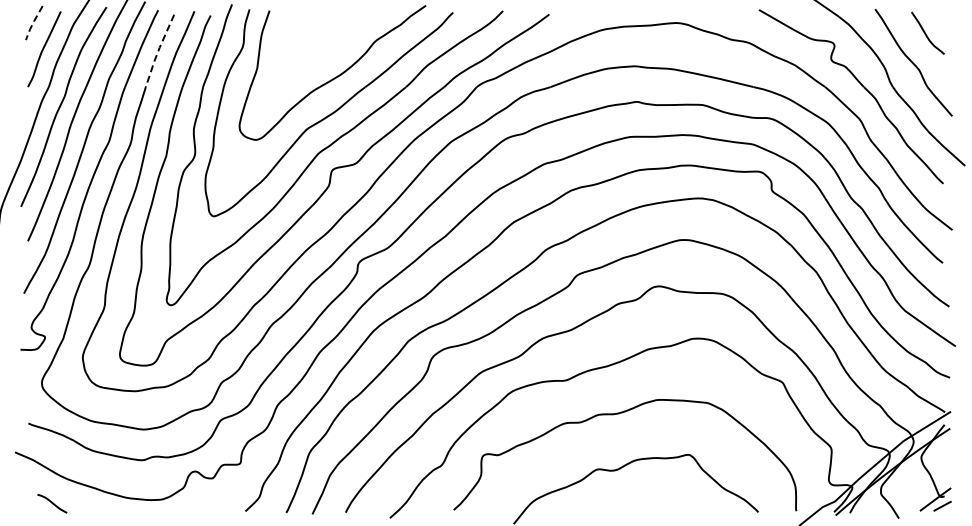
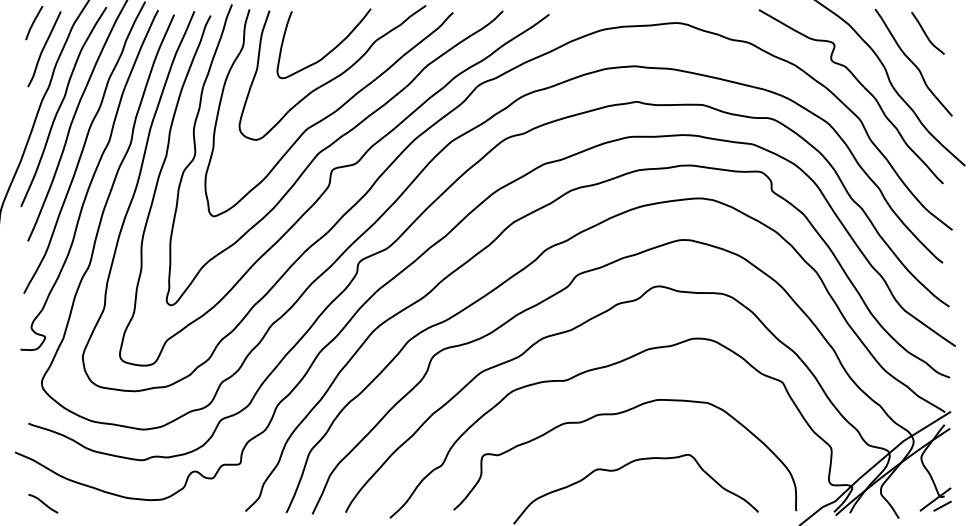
line: dashed -> solid (33, 22)
curve: none -> present (330, 50)
line: dashed -> solid (158, 51)
curve position: (52, 503) -> (43, 503) (43, 503)
